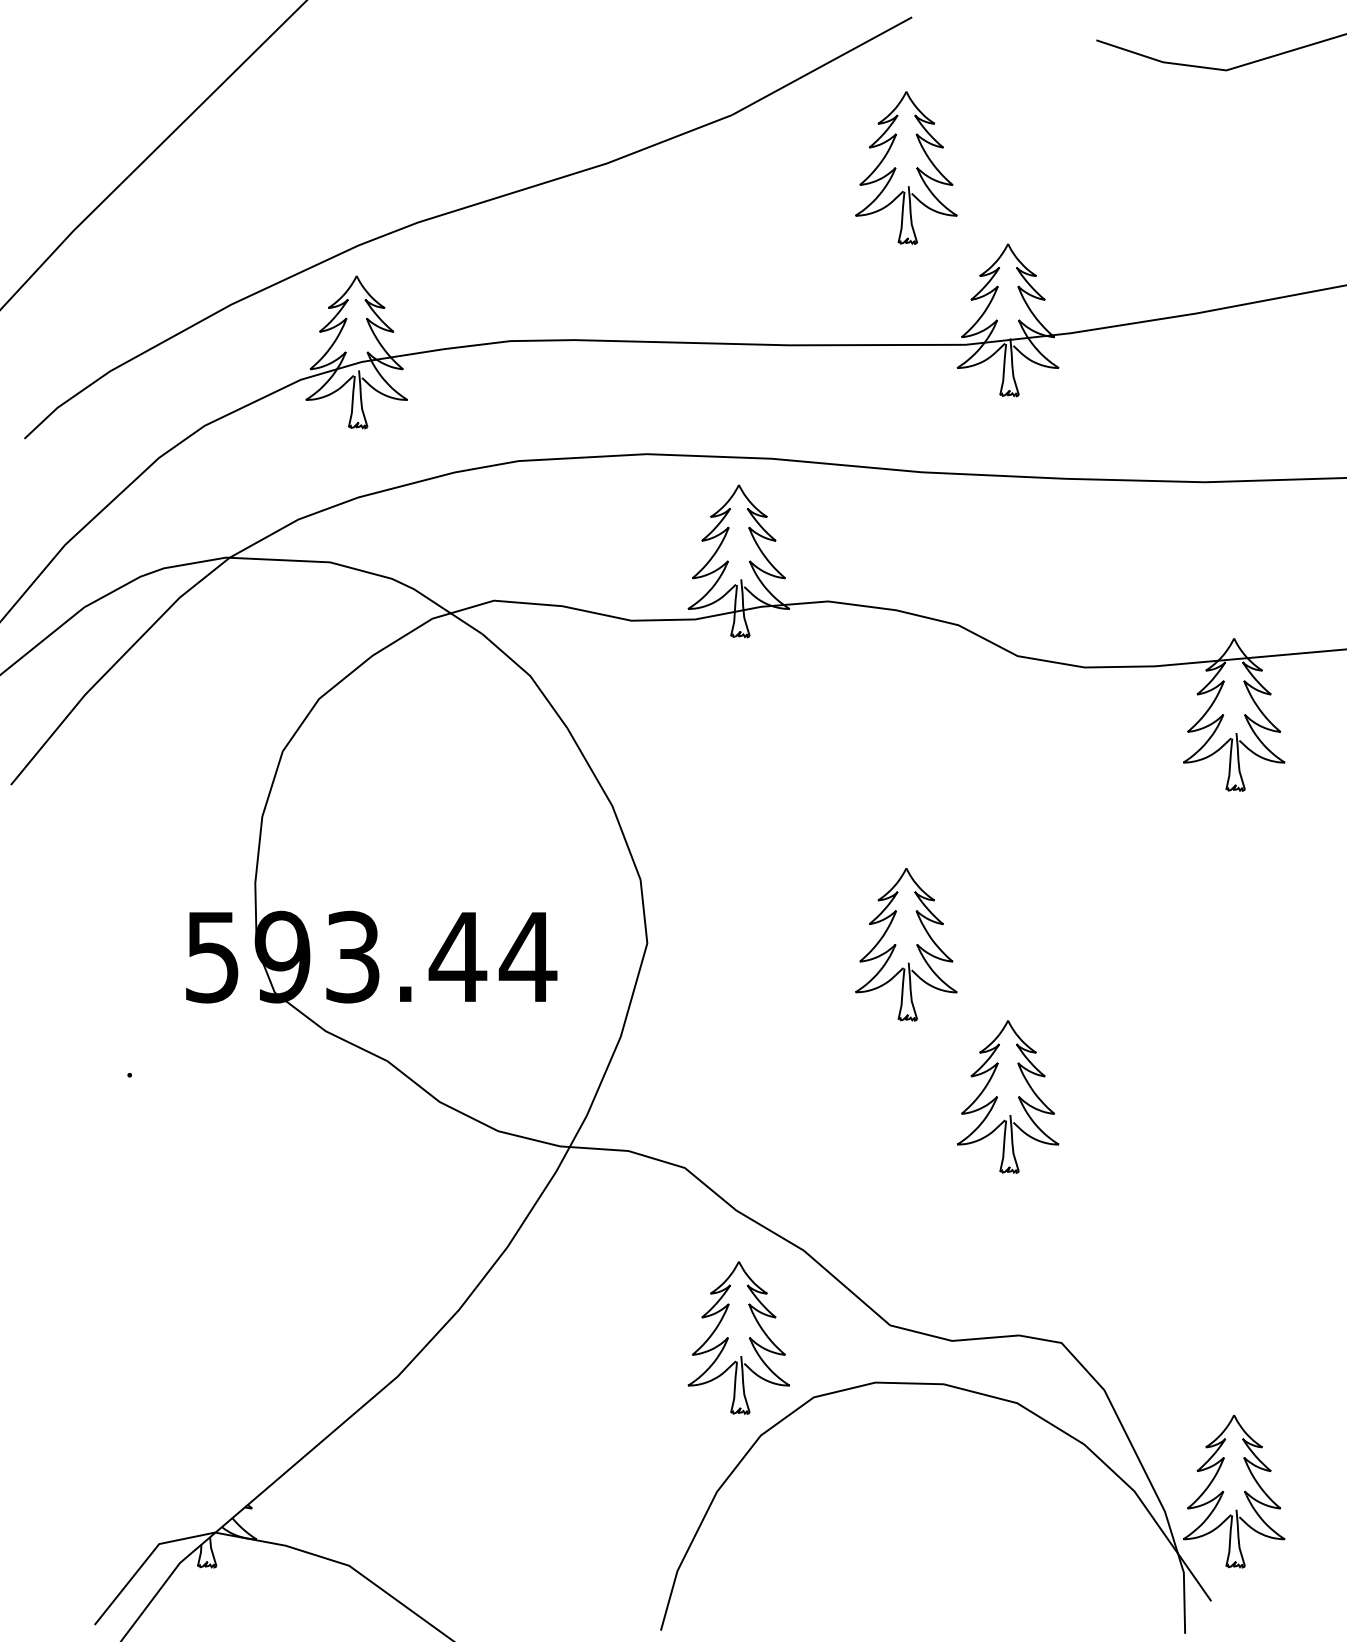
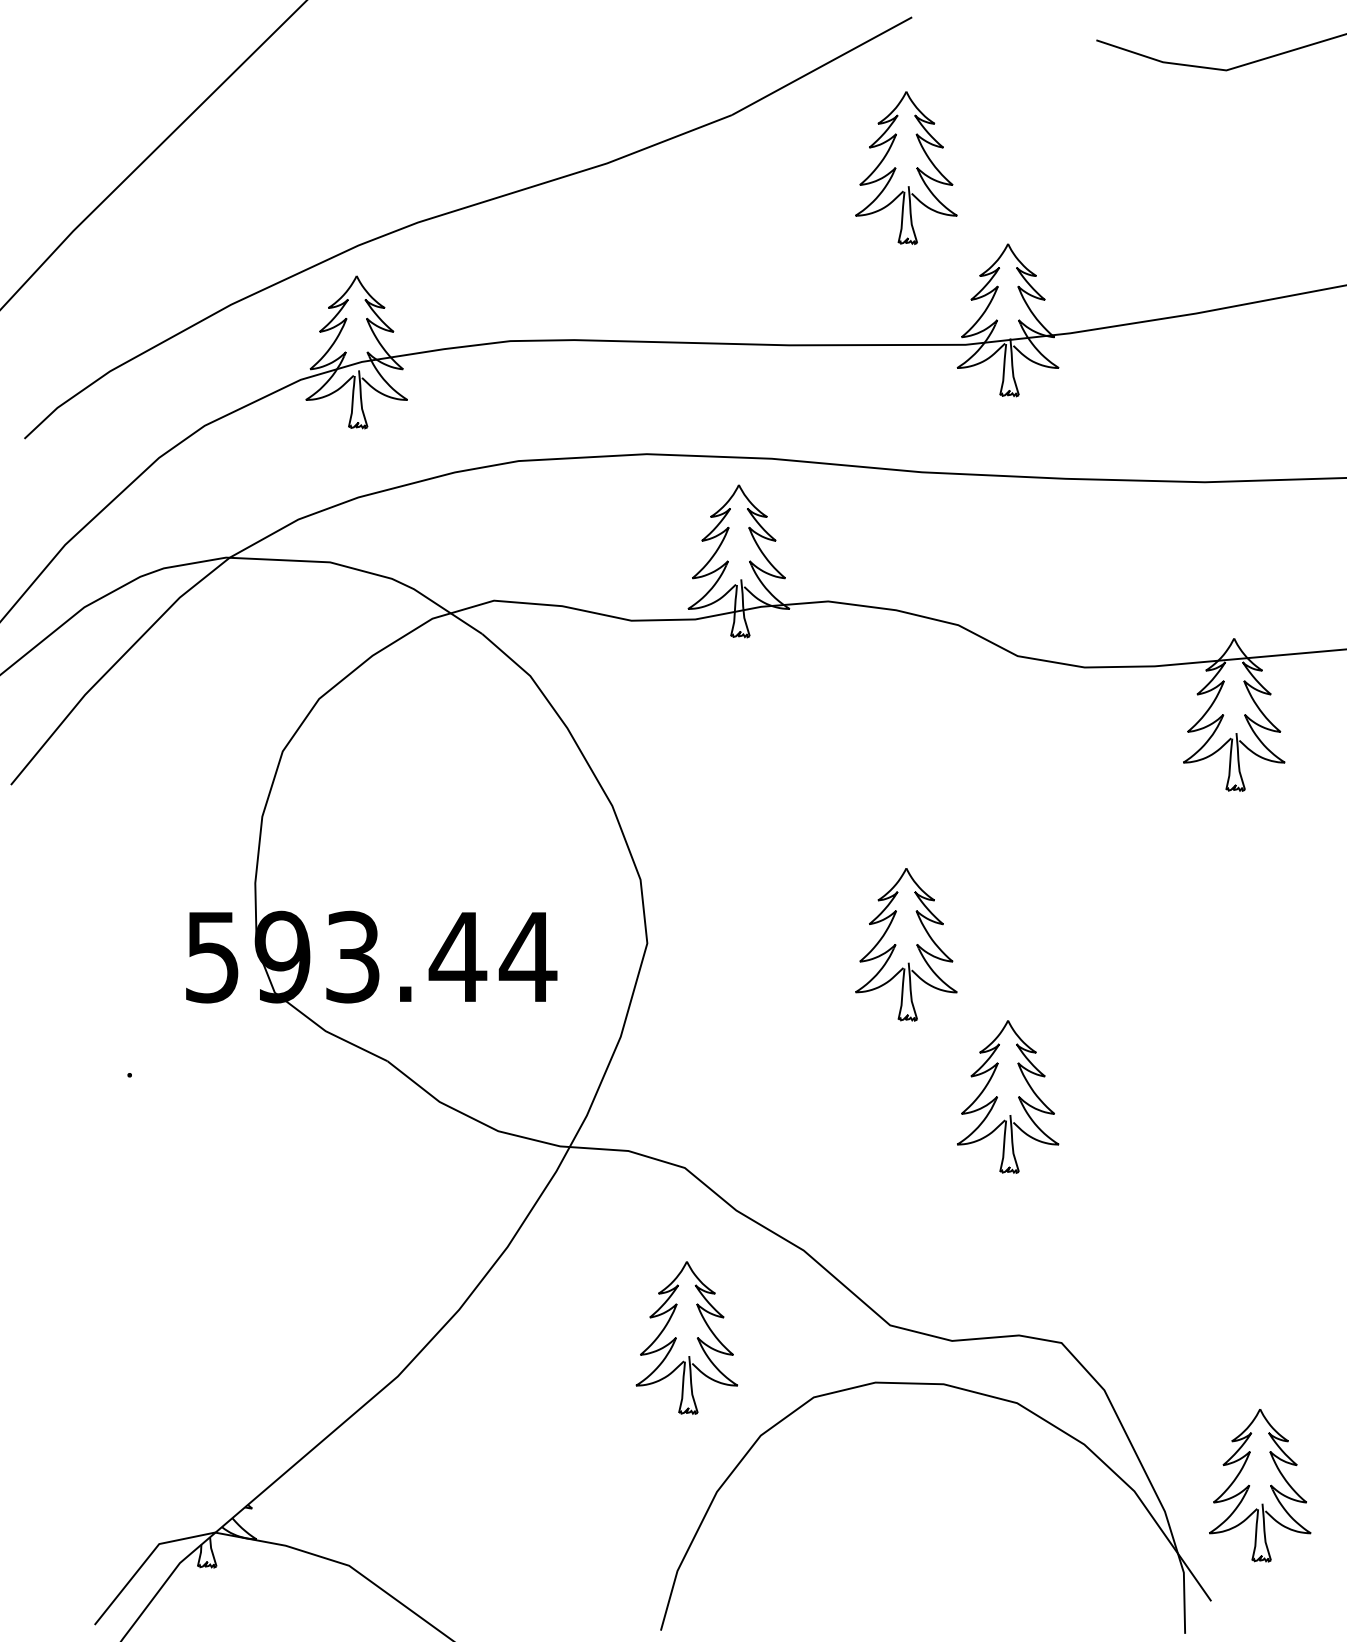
part position: (728, 1337) -> (676, 1337) (676, 1337)
part position: (1234, 1491) -> (1260, 1485) (1260, 1485)
